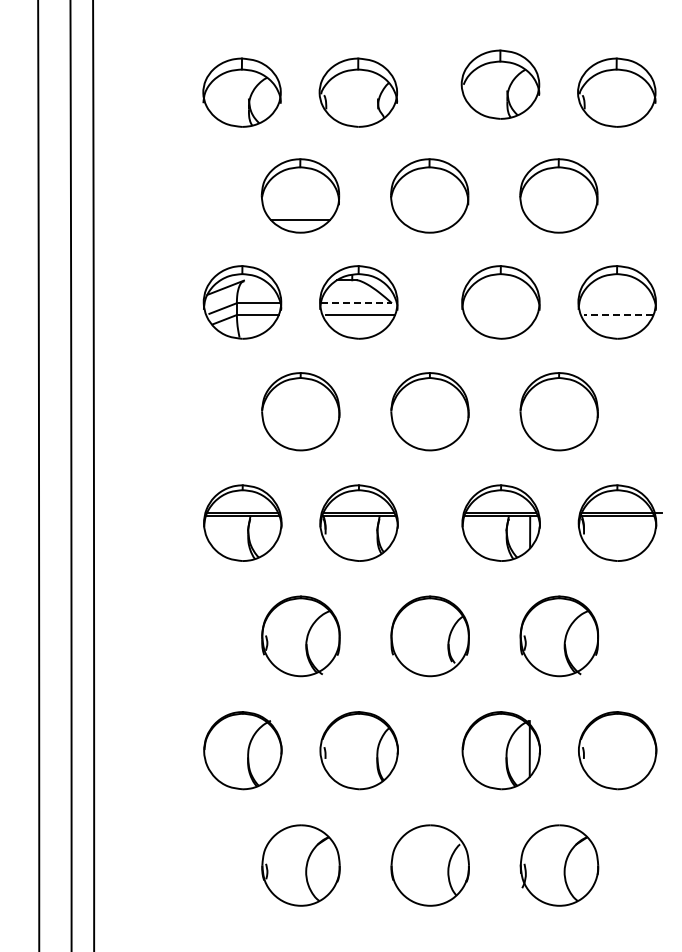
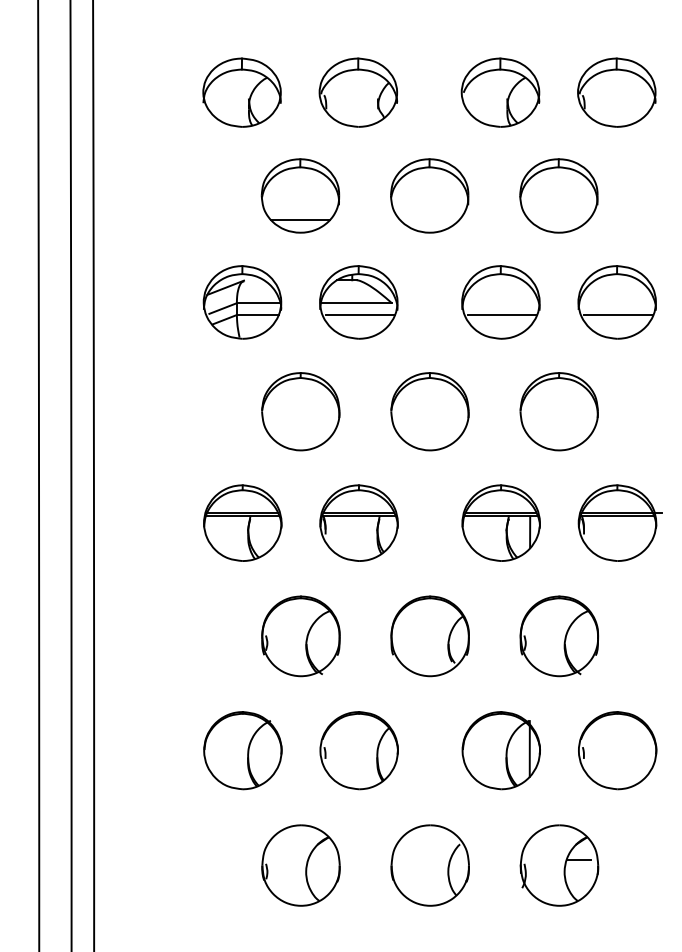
part position: (500, 84) -> (500, 92) (500, 92)
line: dashed -> solid (357, 303)
line: none -> present (502, 315)
line: dashed -> solid (618, 315)
line: none -> present (579, 860)
